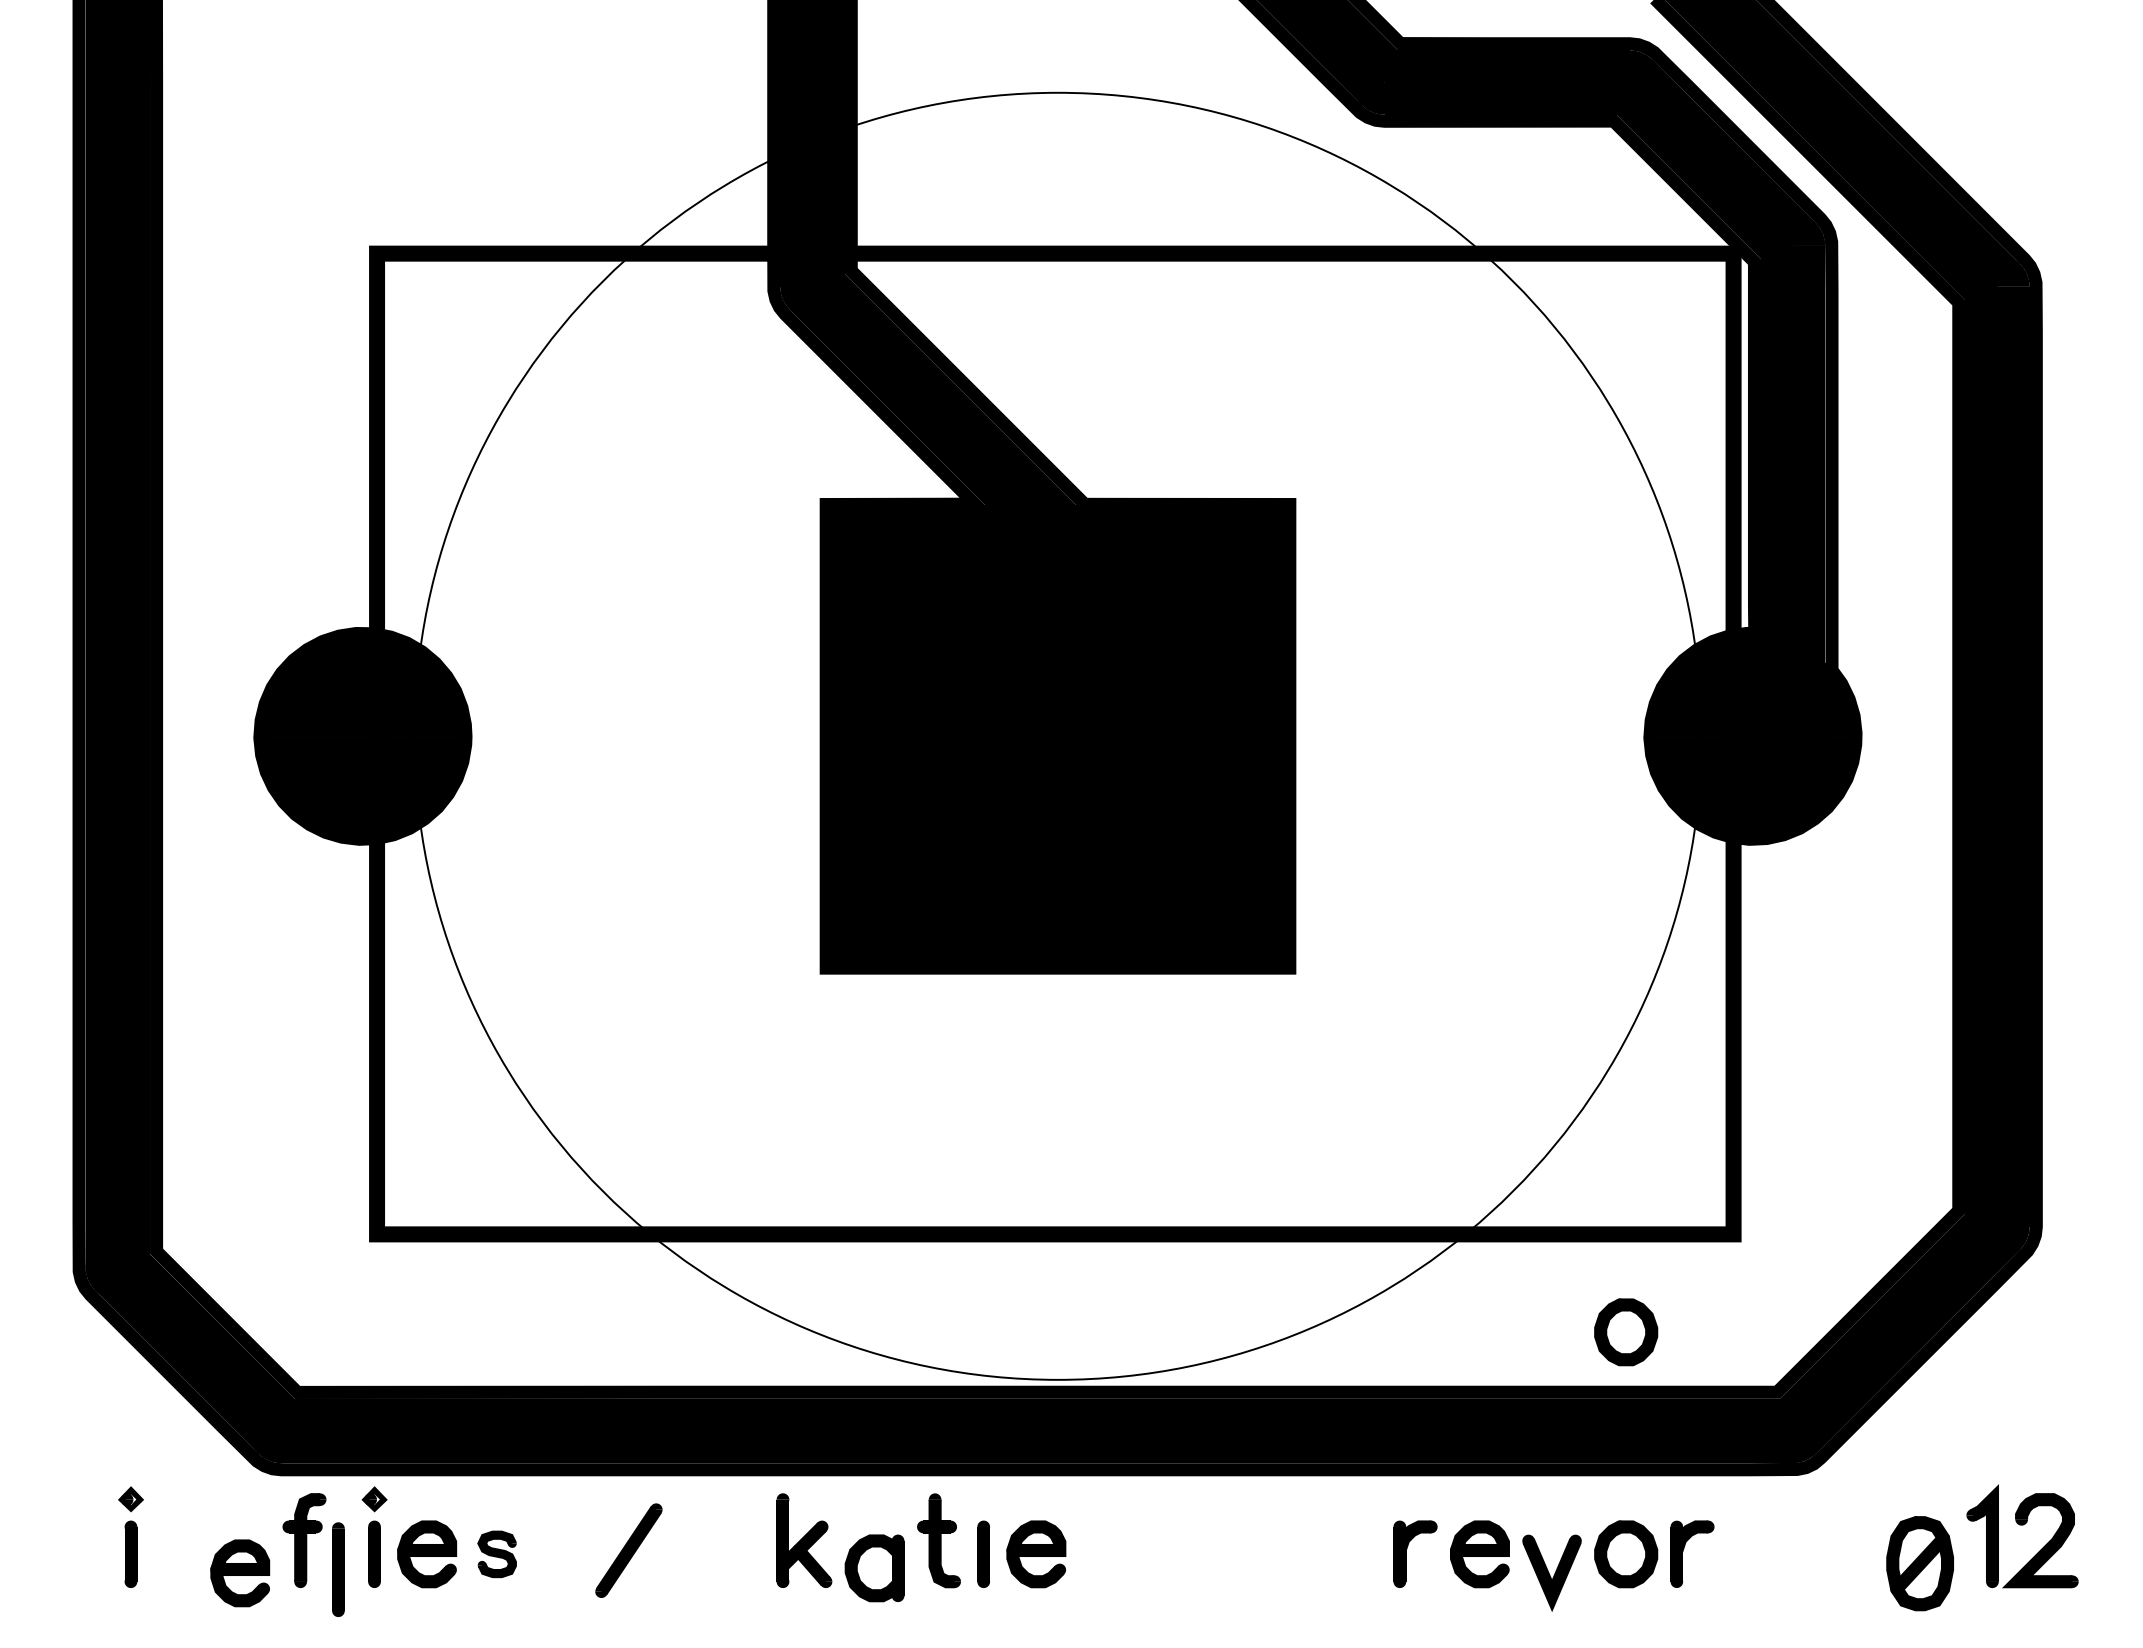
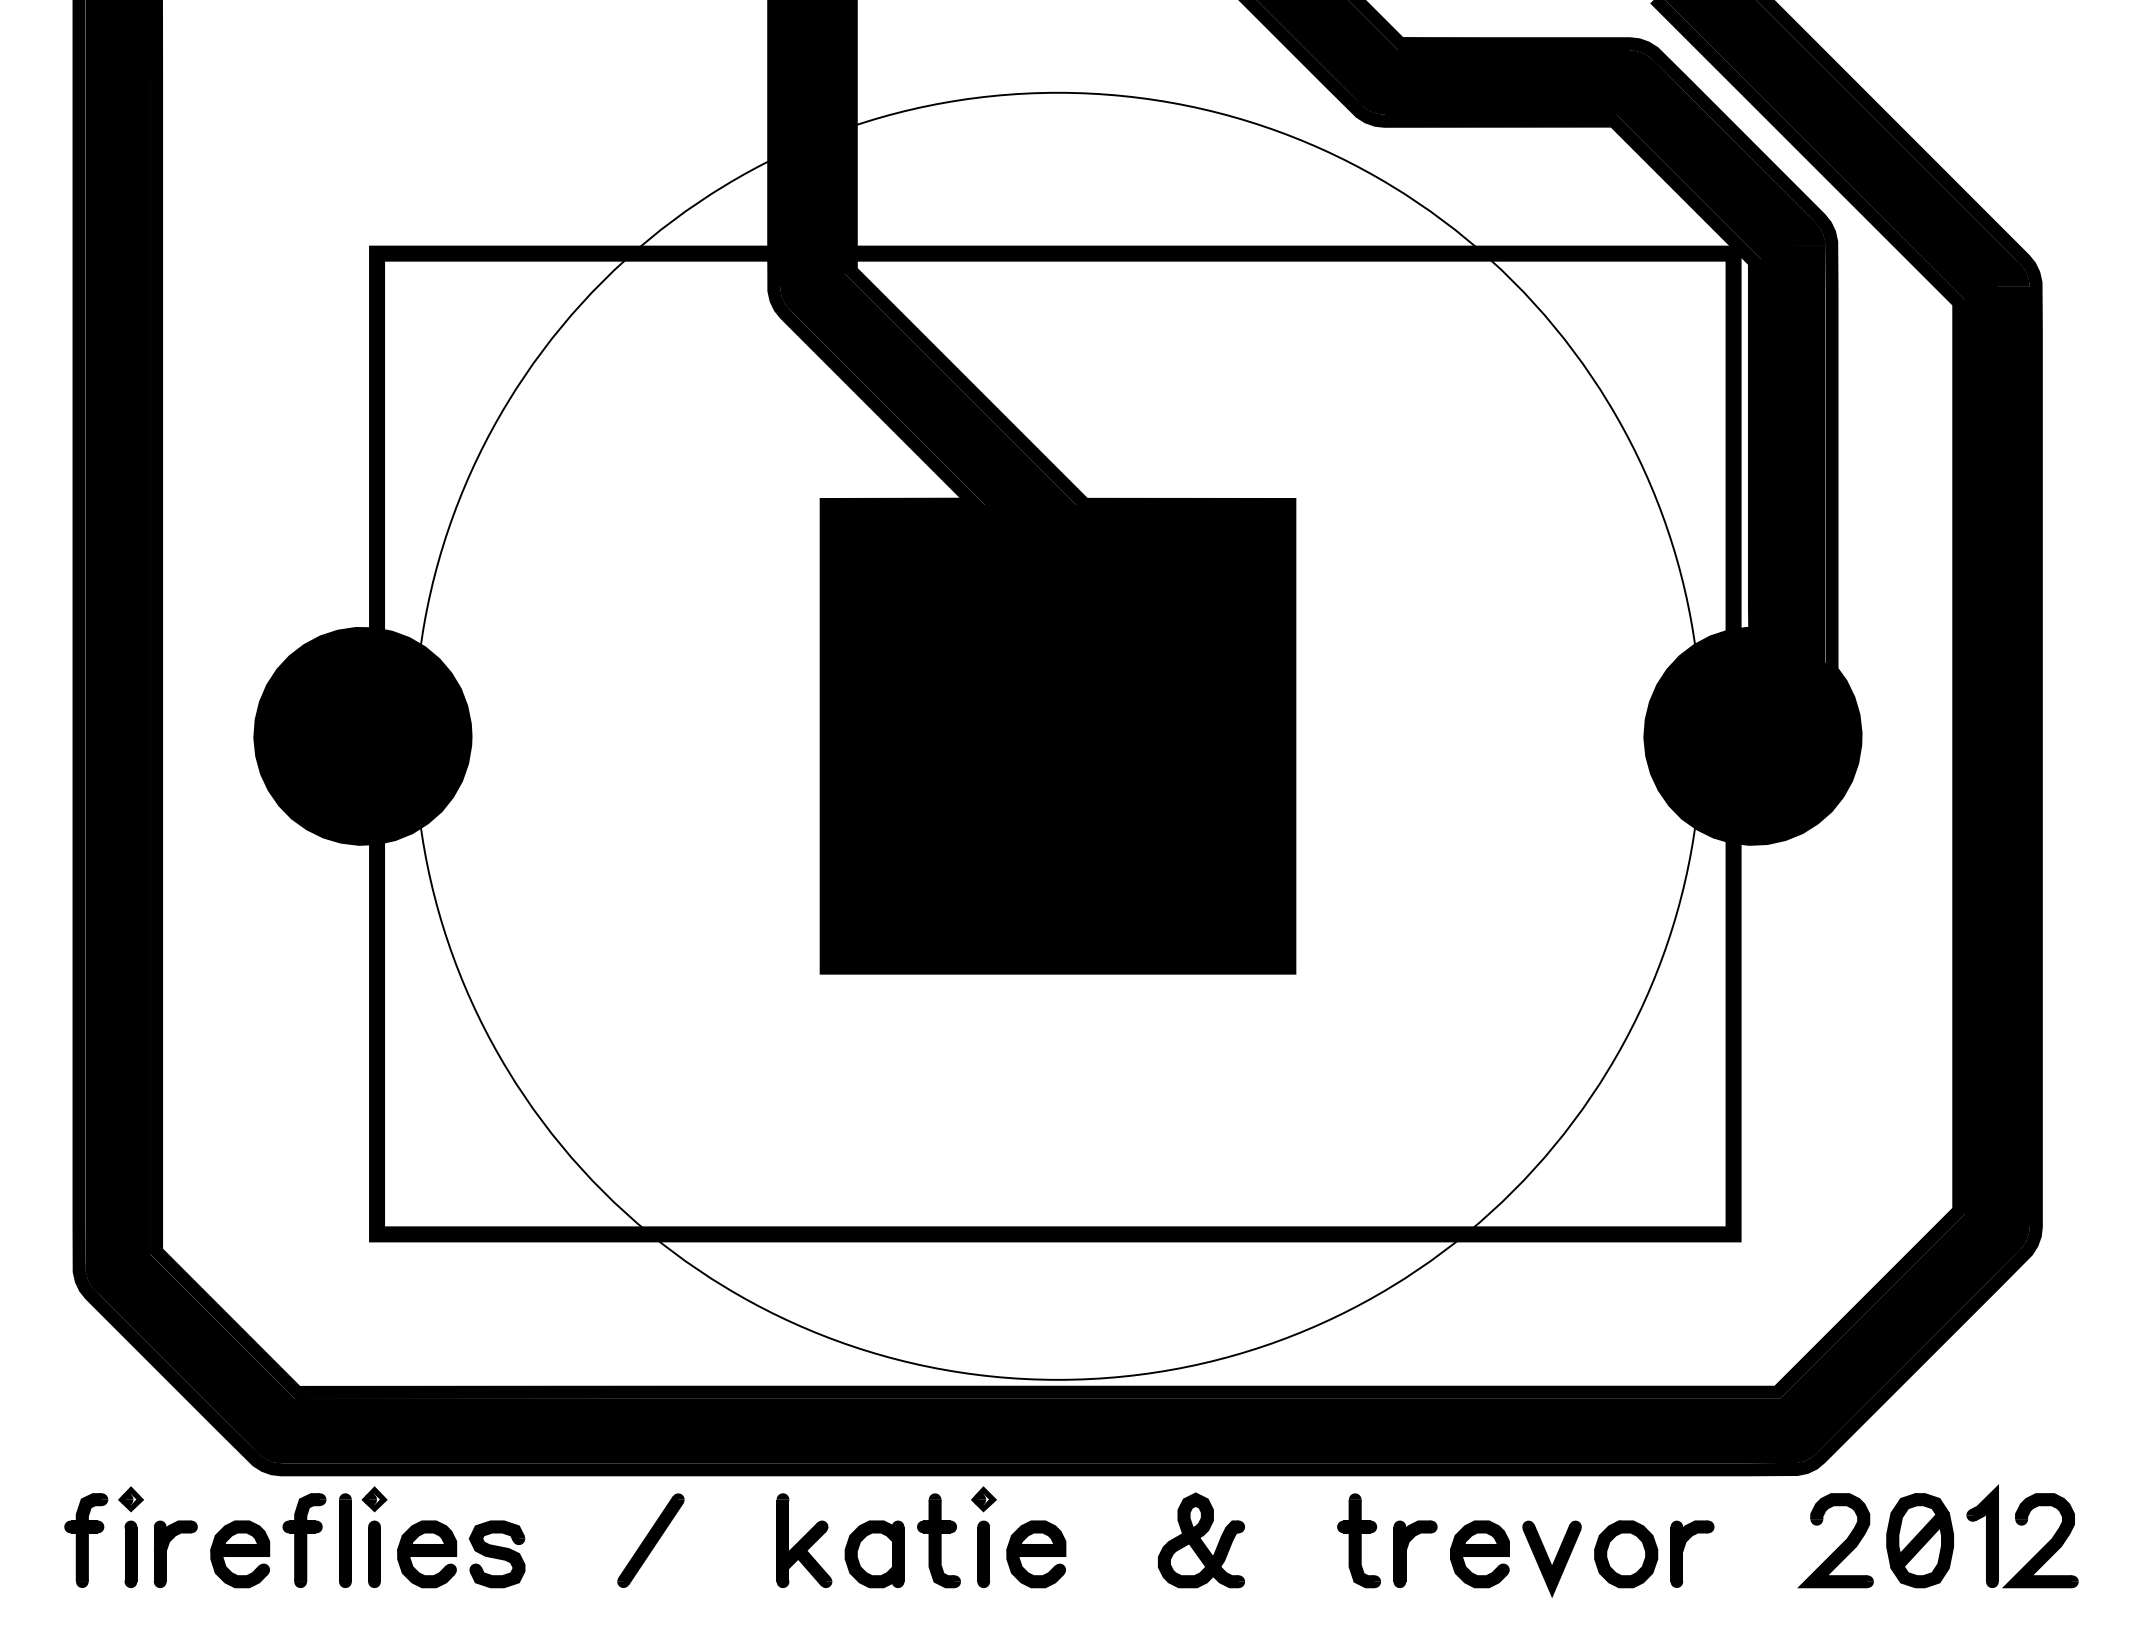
part: present -> none (1626, 1332)
part: none -> present (983, 1499)
part: none -> present (86, 1540)
part: none -> present (1201, 1540)
part: none -> present (1358, 1540)
part: none -> present (1840, 1544)
part: none -> present (167, 1549)
part position: (628, 1550) -> (650, 1540) (650, 1540)
part size: 40x49 px -> 58x69 px (496, 1554)
part position: (1919, 1563) -> (1919, 1540) (1919, 1540)
part position: (874, 1568) -> (874, 1554) (874, 1554)
part position: (338, 1569) -> (345, 1540) (345, 1540)
part position: (1551, 1572) -> (1551, 1558) (1551, 1558)
part position: (240, 1573) -> (240, 1554) (240, 1554)
